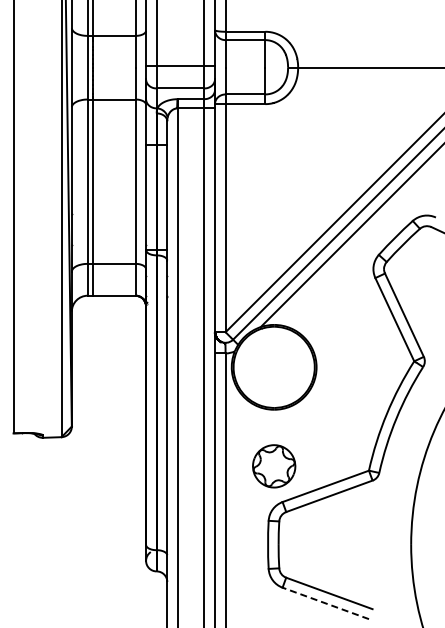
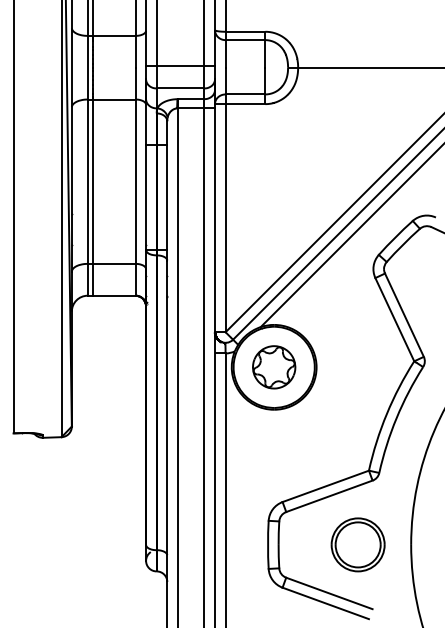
part position: (274, 466) -> (274, 367) (274, 367)
part: none -> present (357, 544)
line: dashed -> solid (325, 603)
